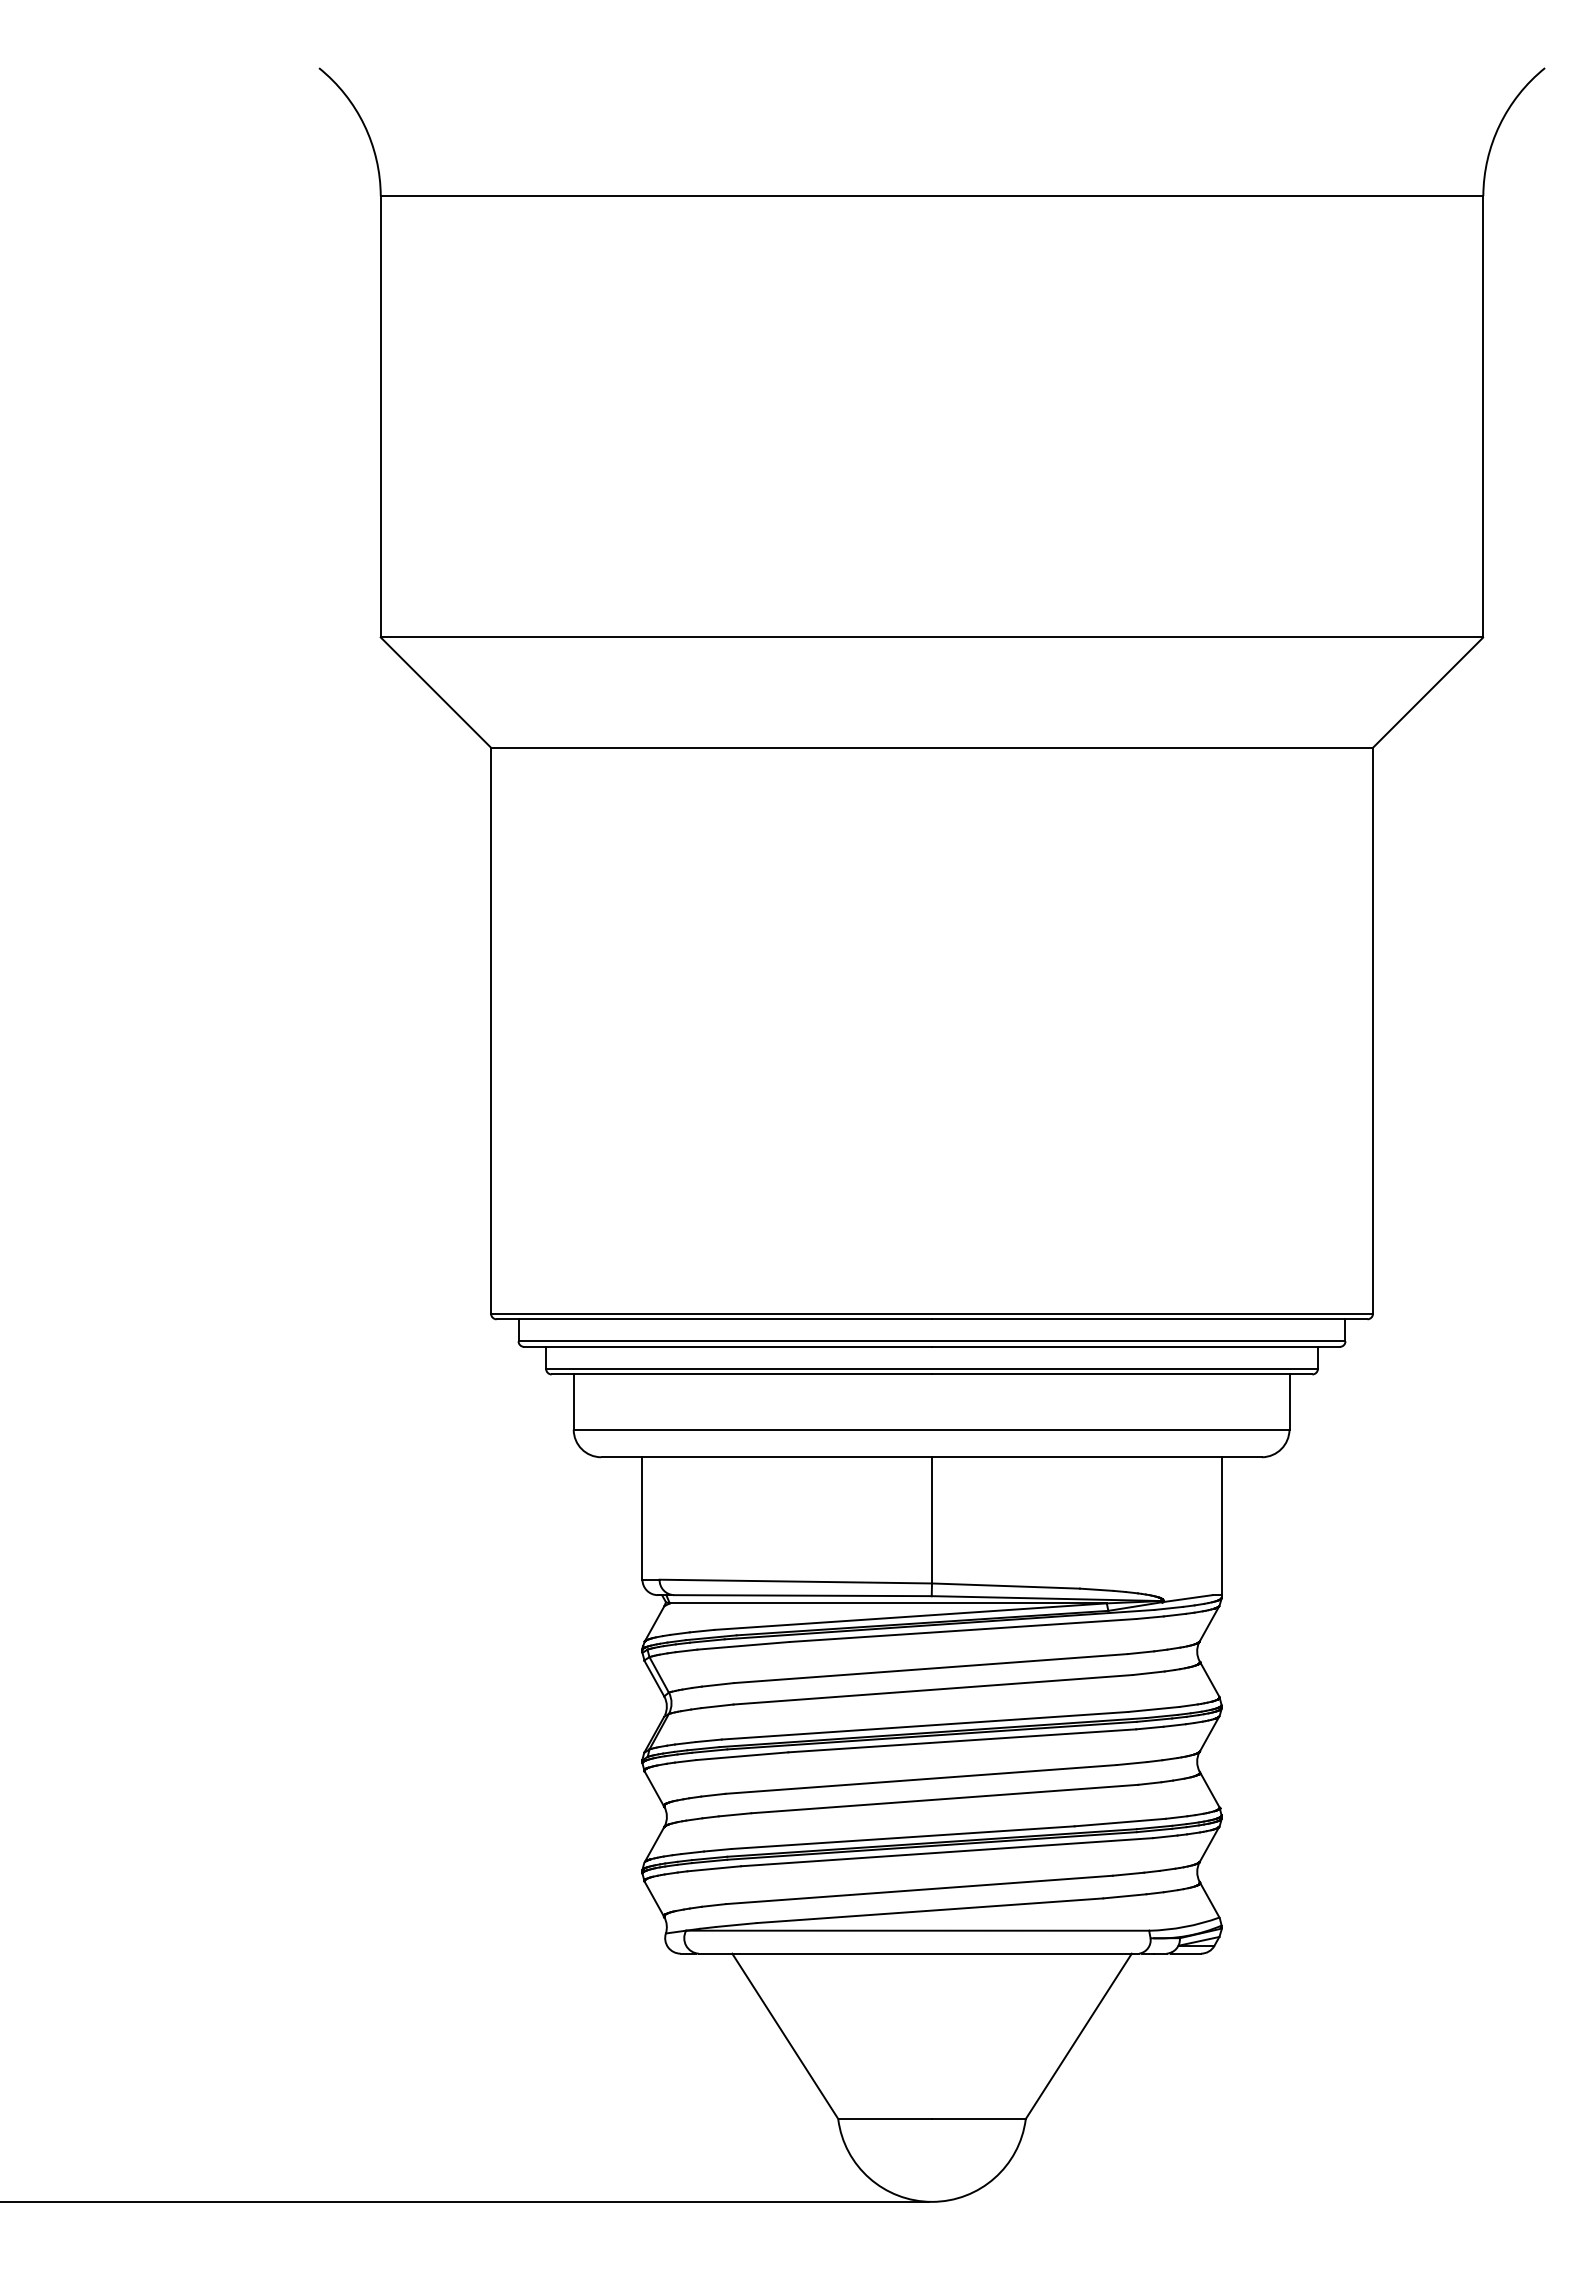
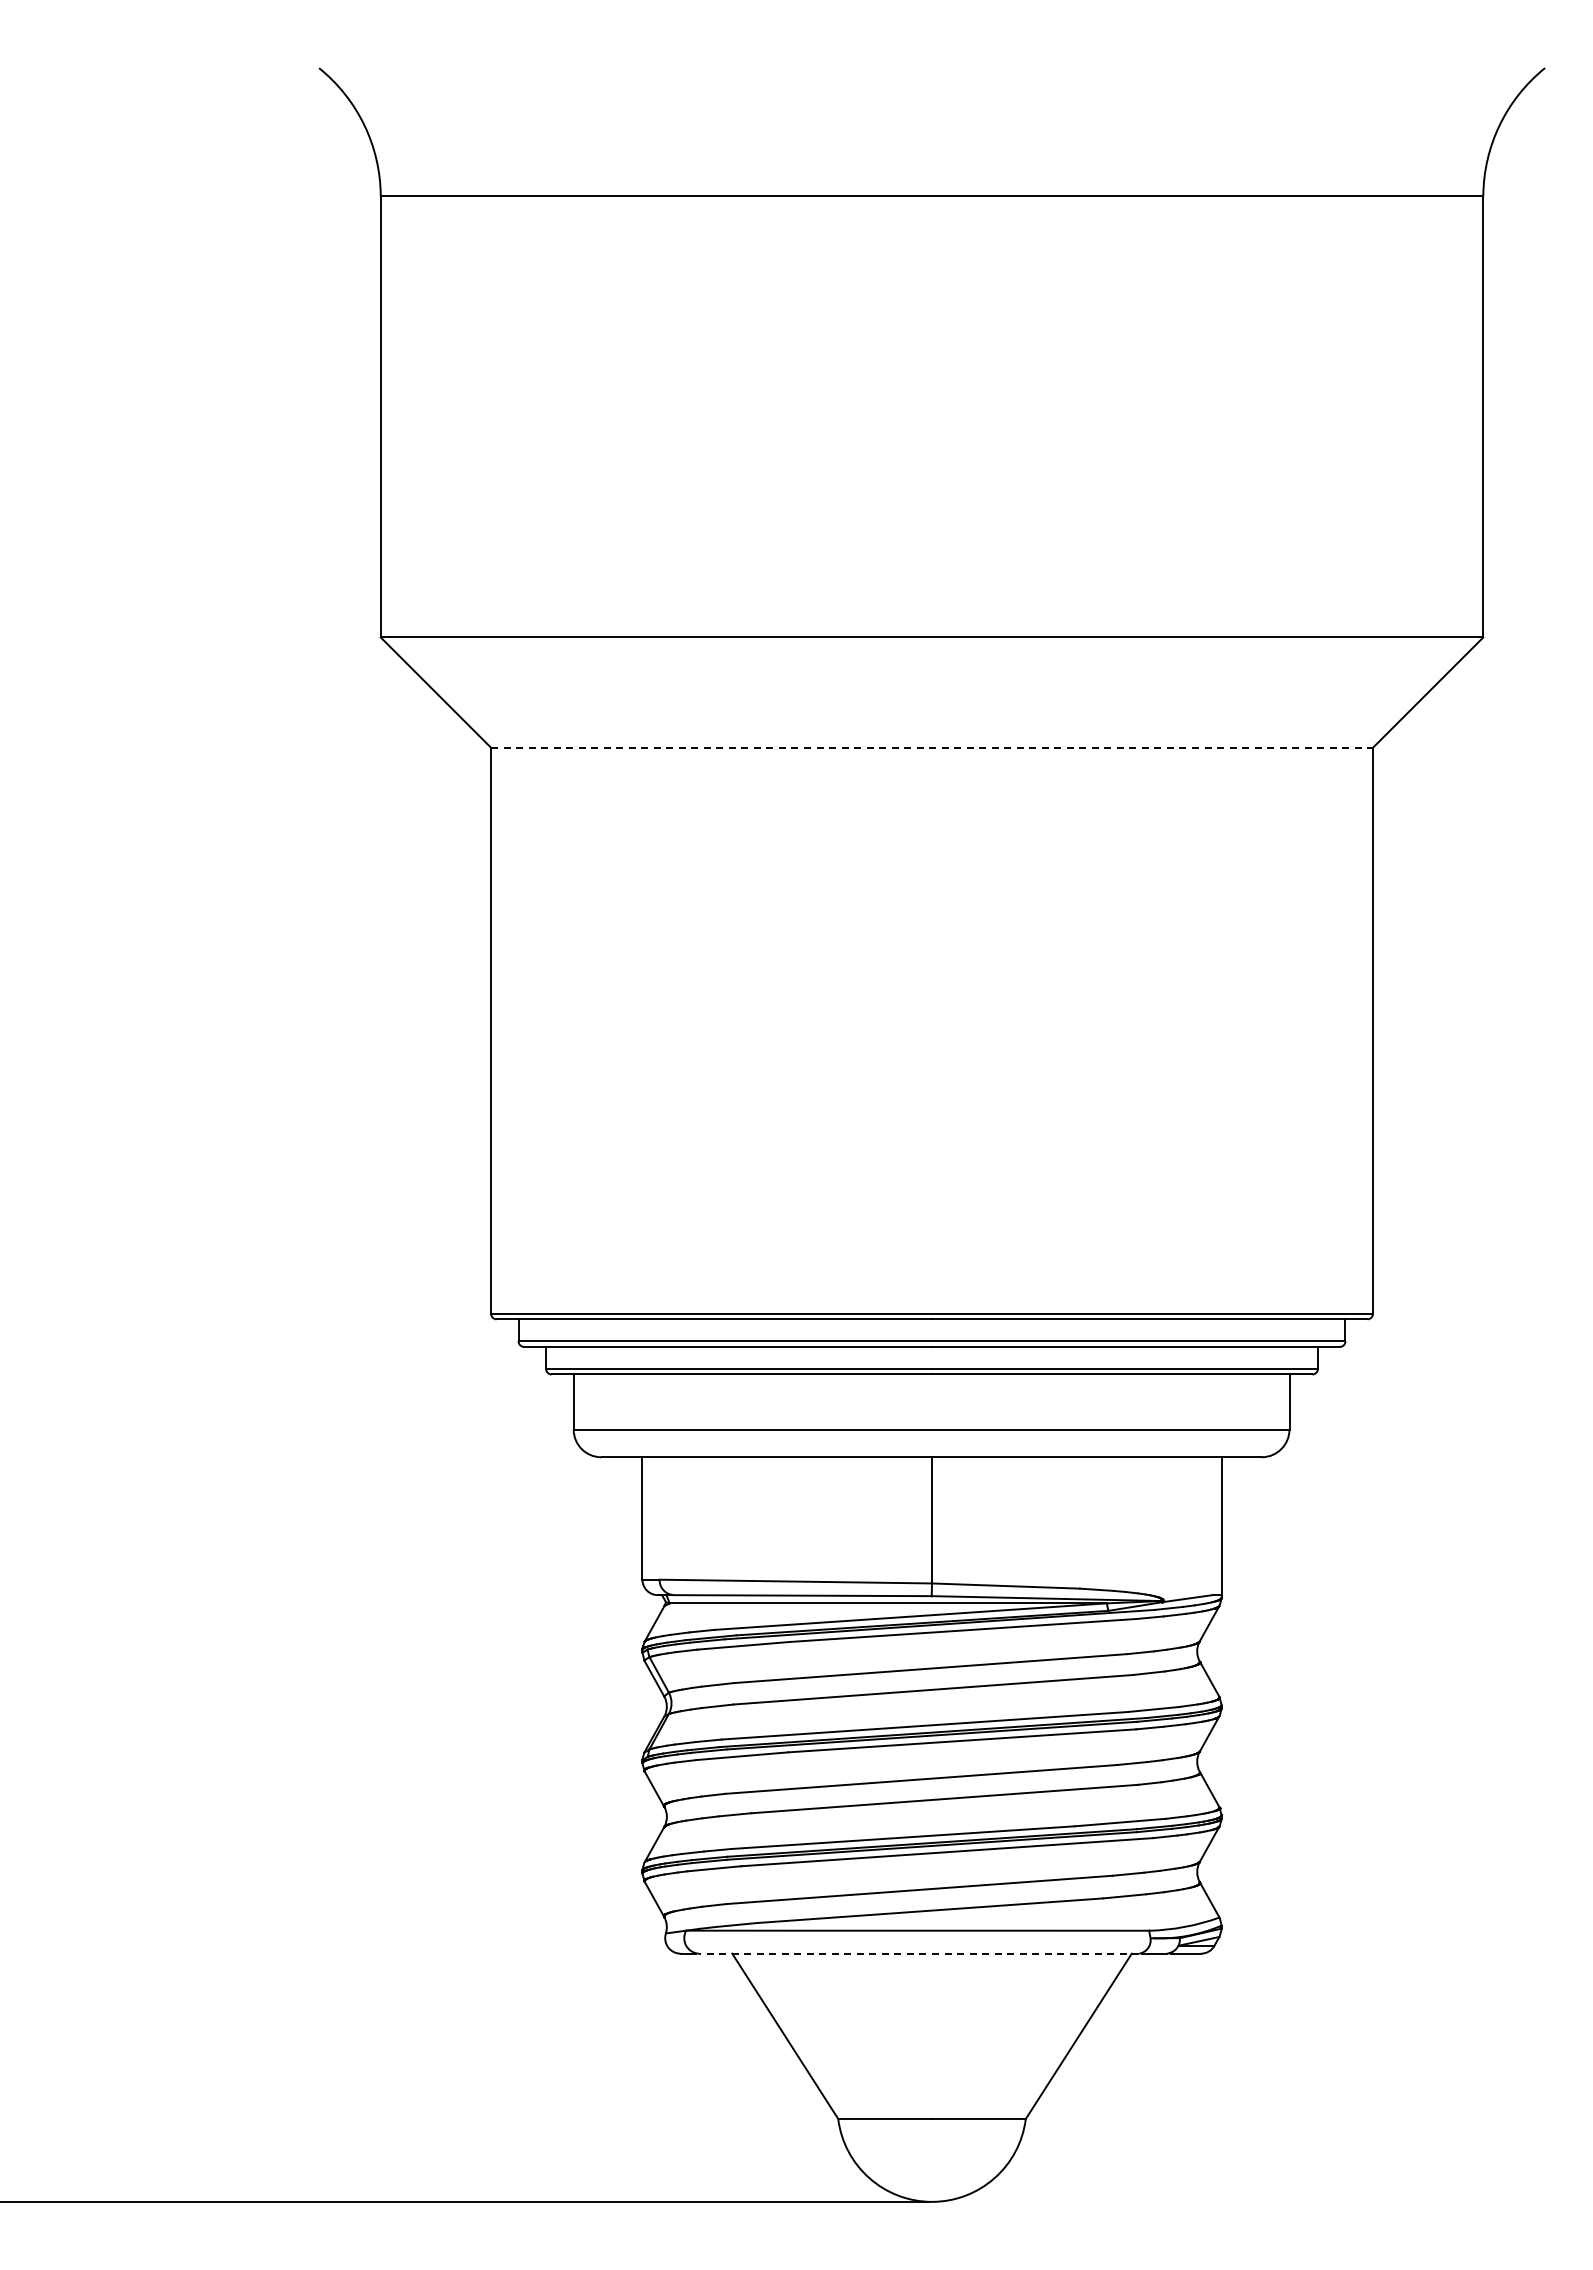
line: solid -> dashed (931, 747)
line: solid -> dashed (918, 1953)
